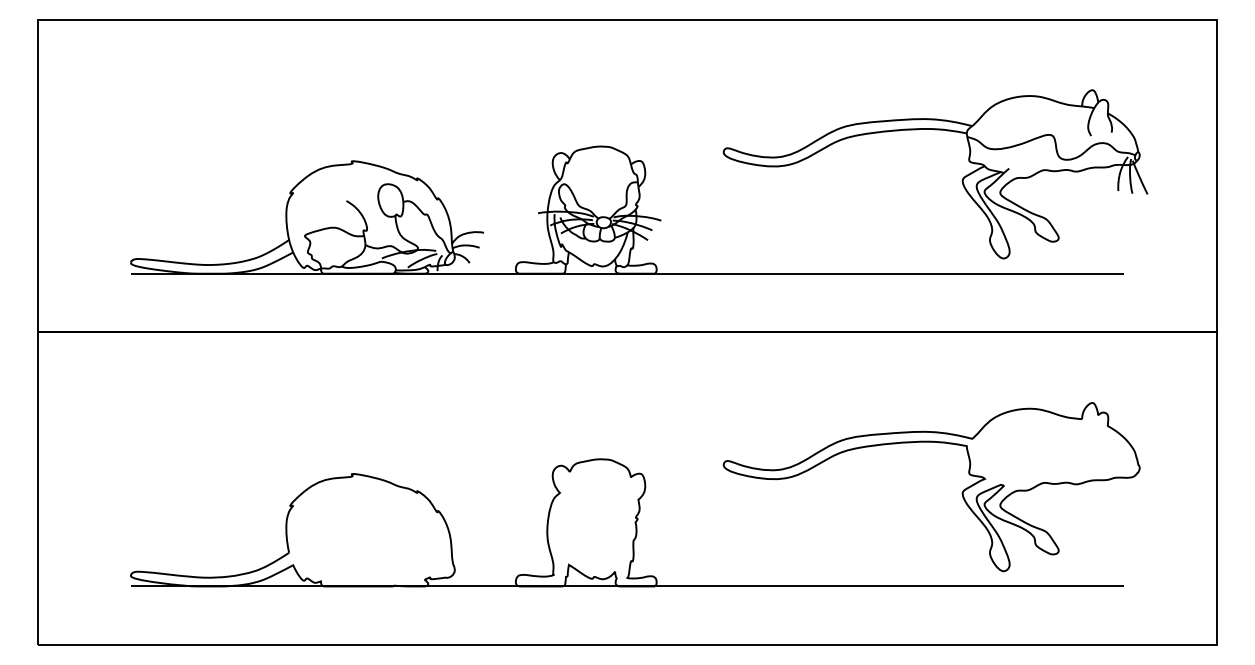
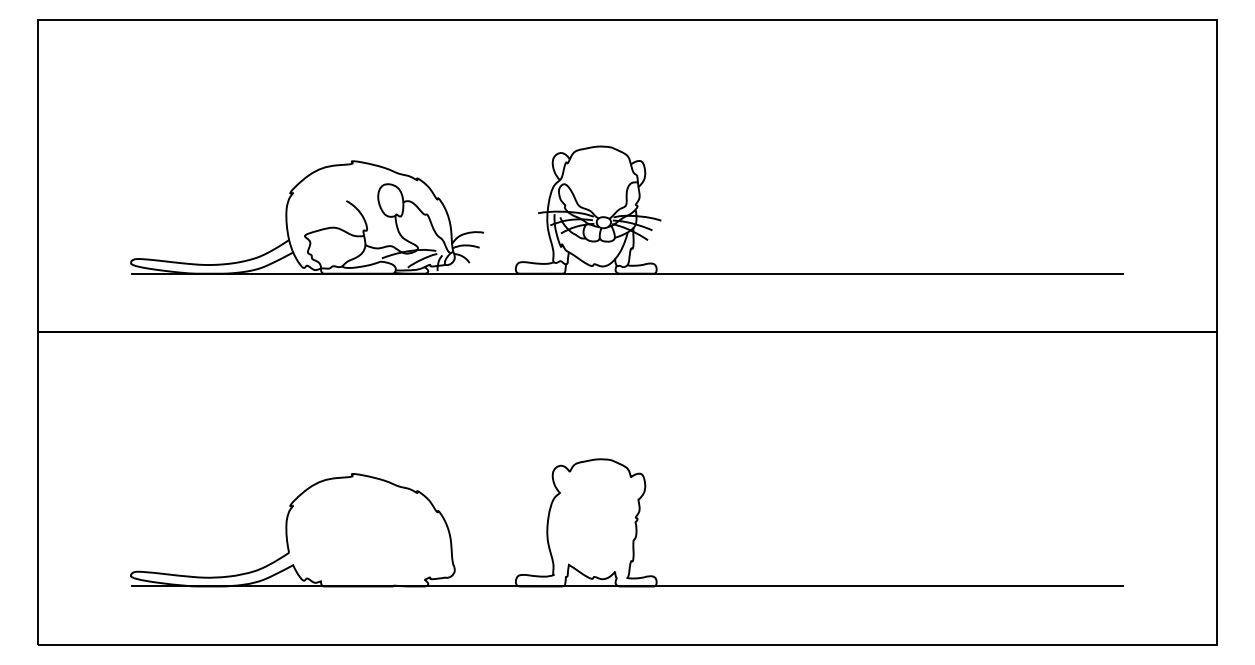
part: present -> none (961, 180)
part: present -> none (961, 493)
